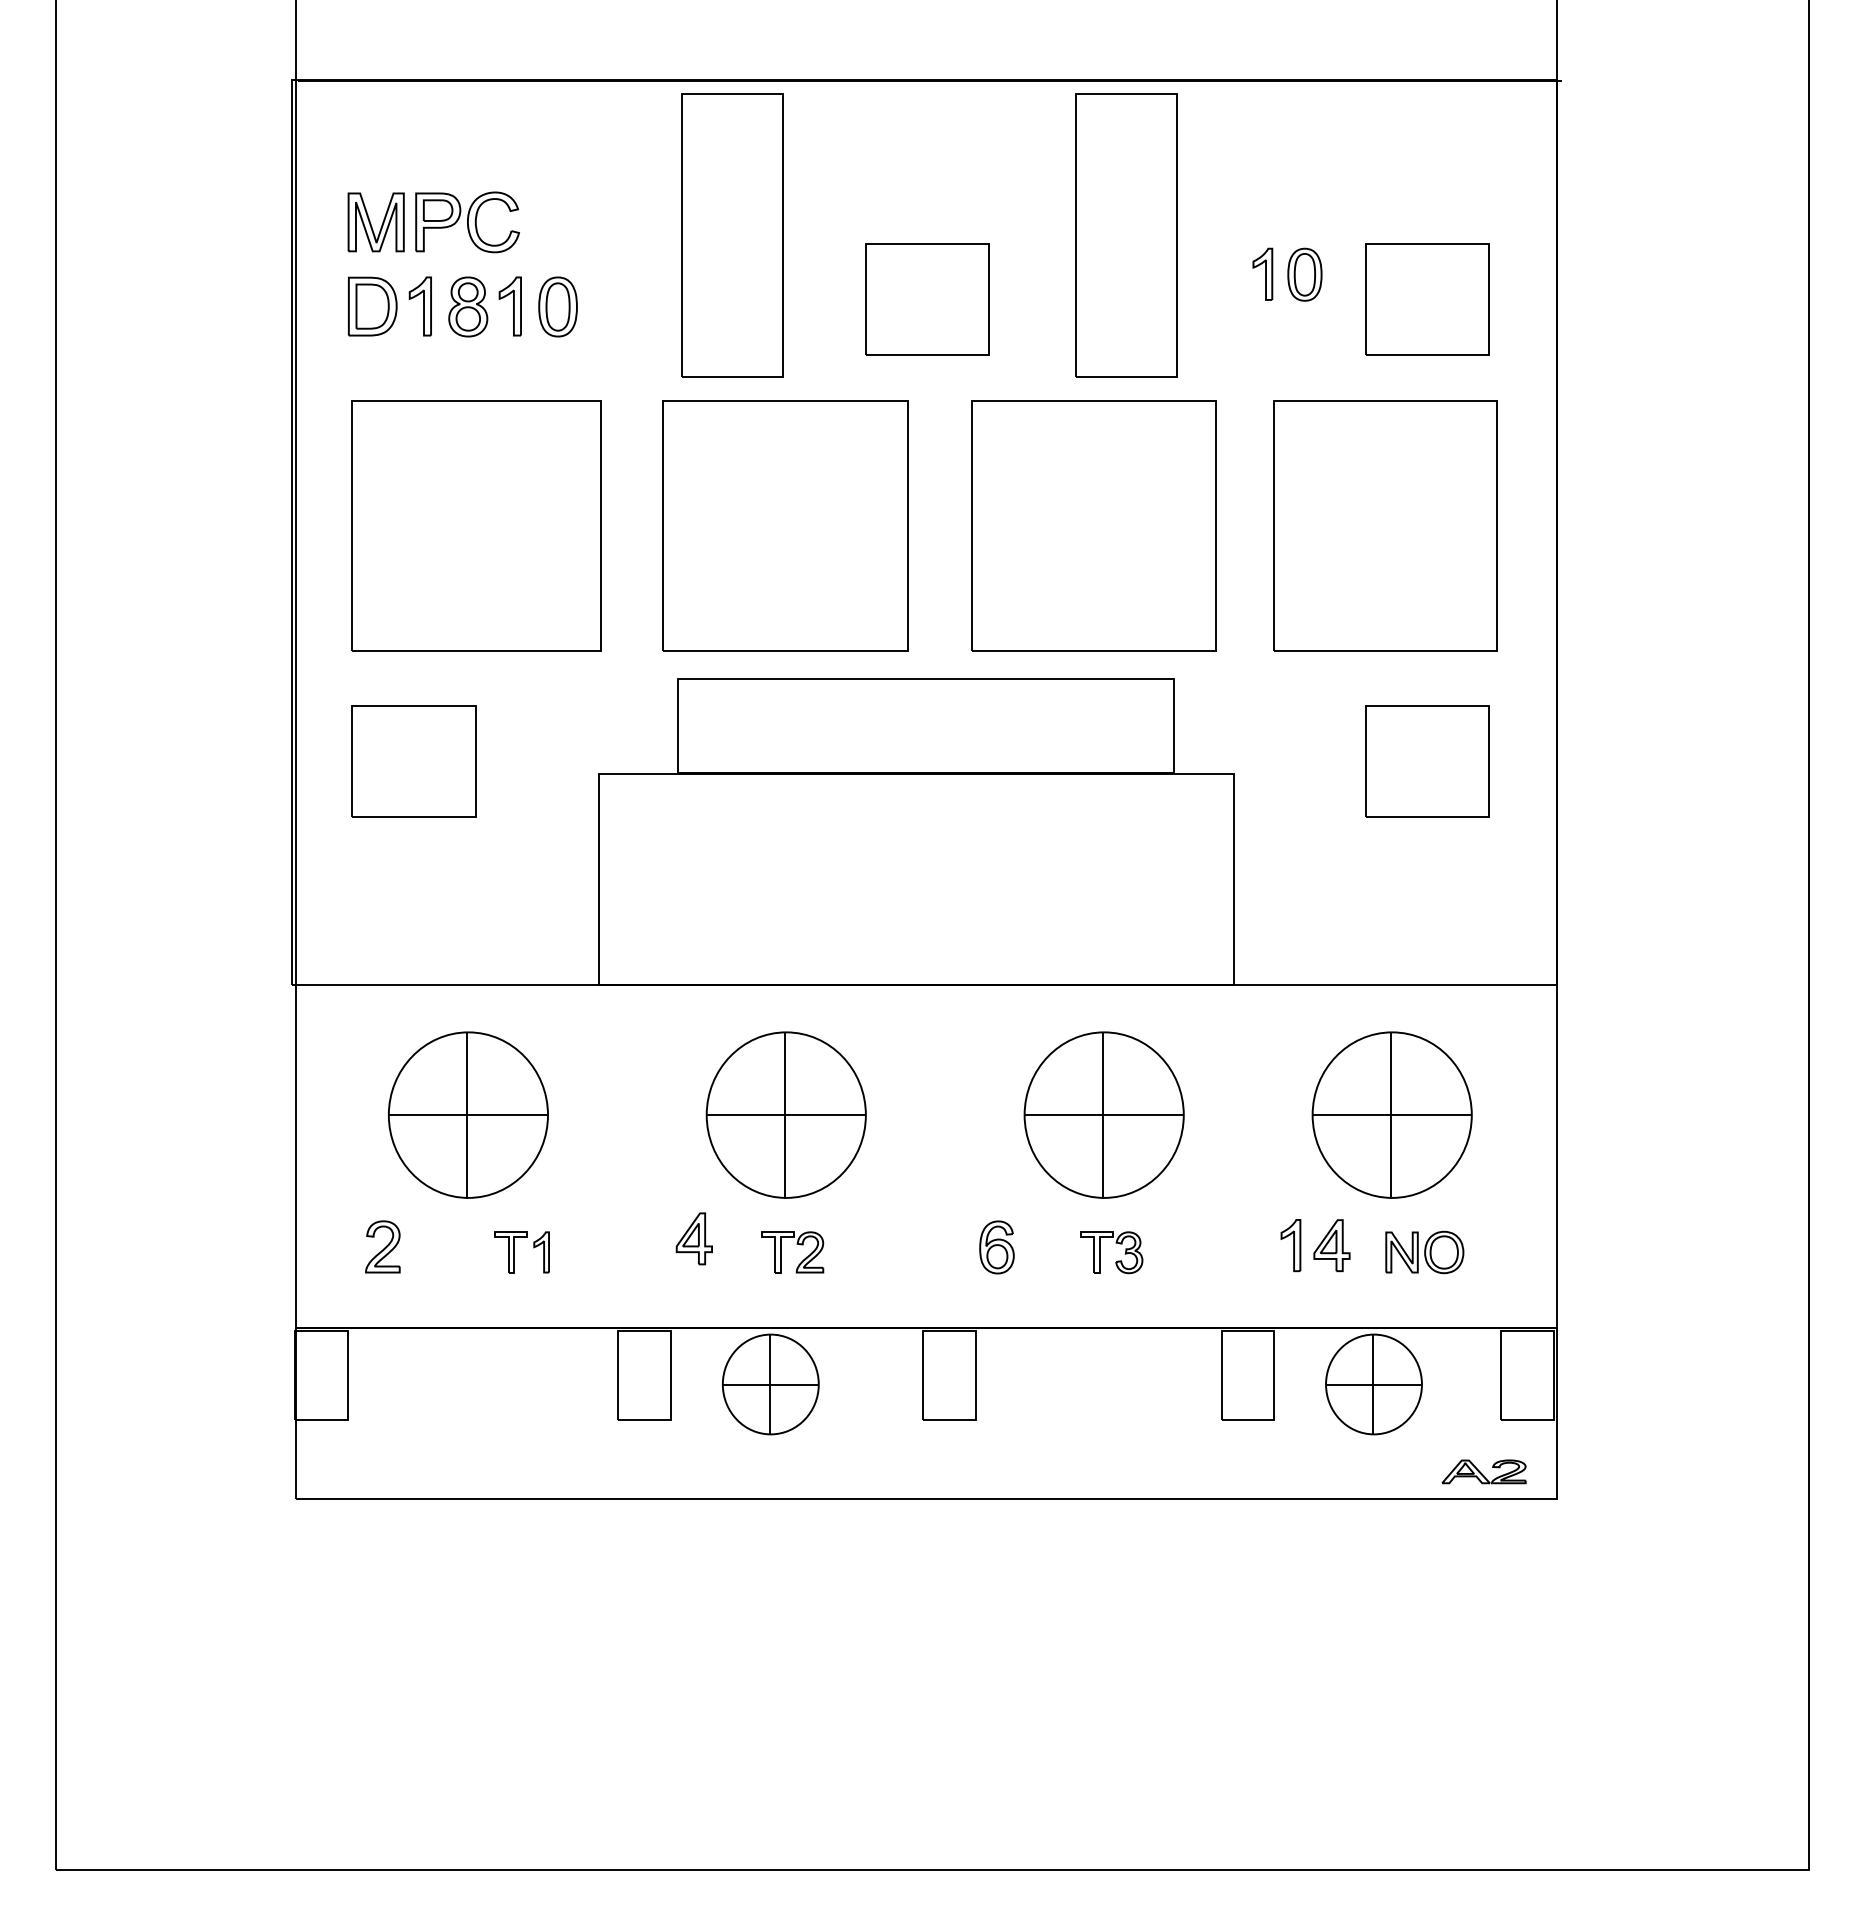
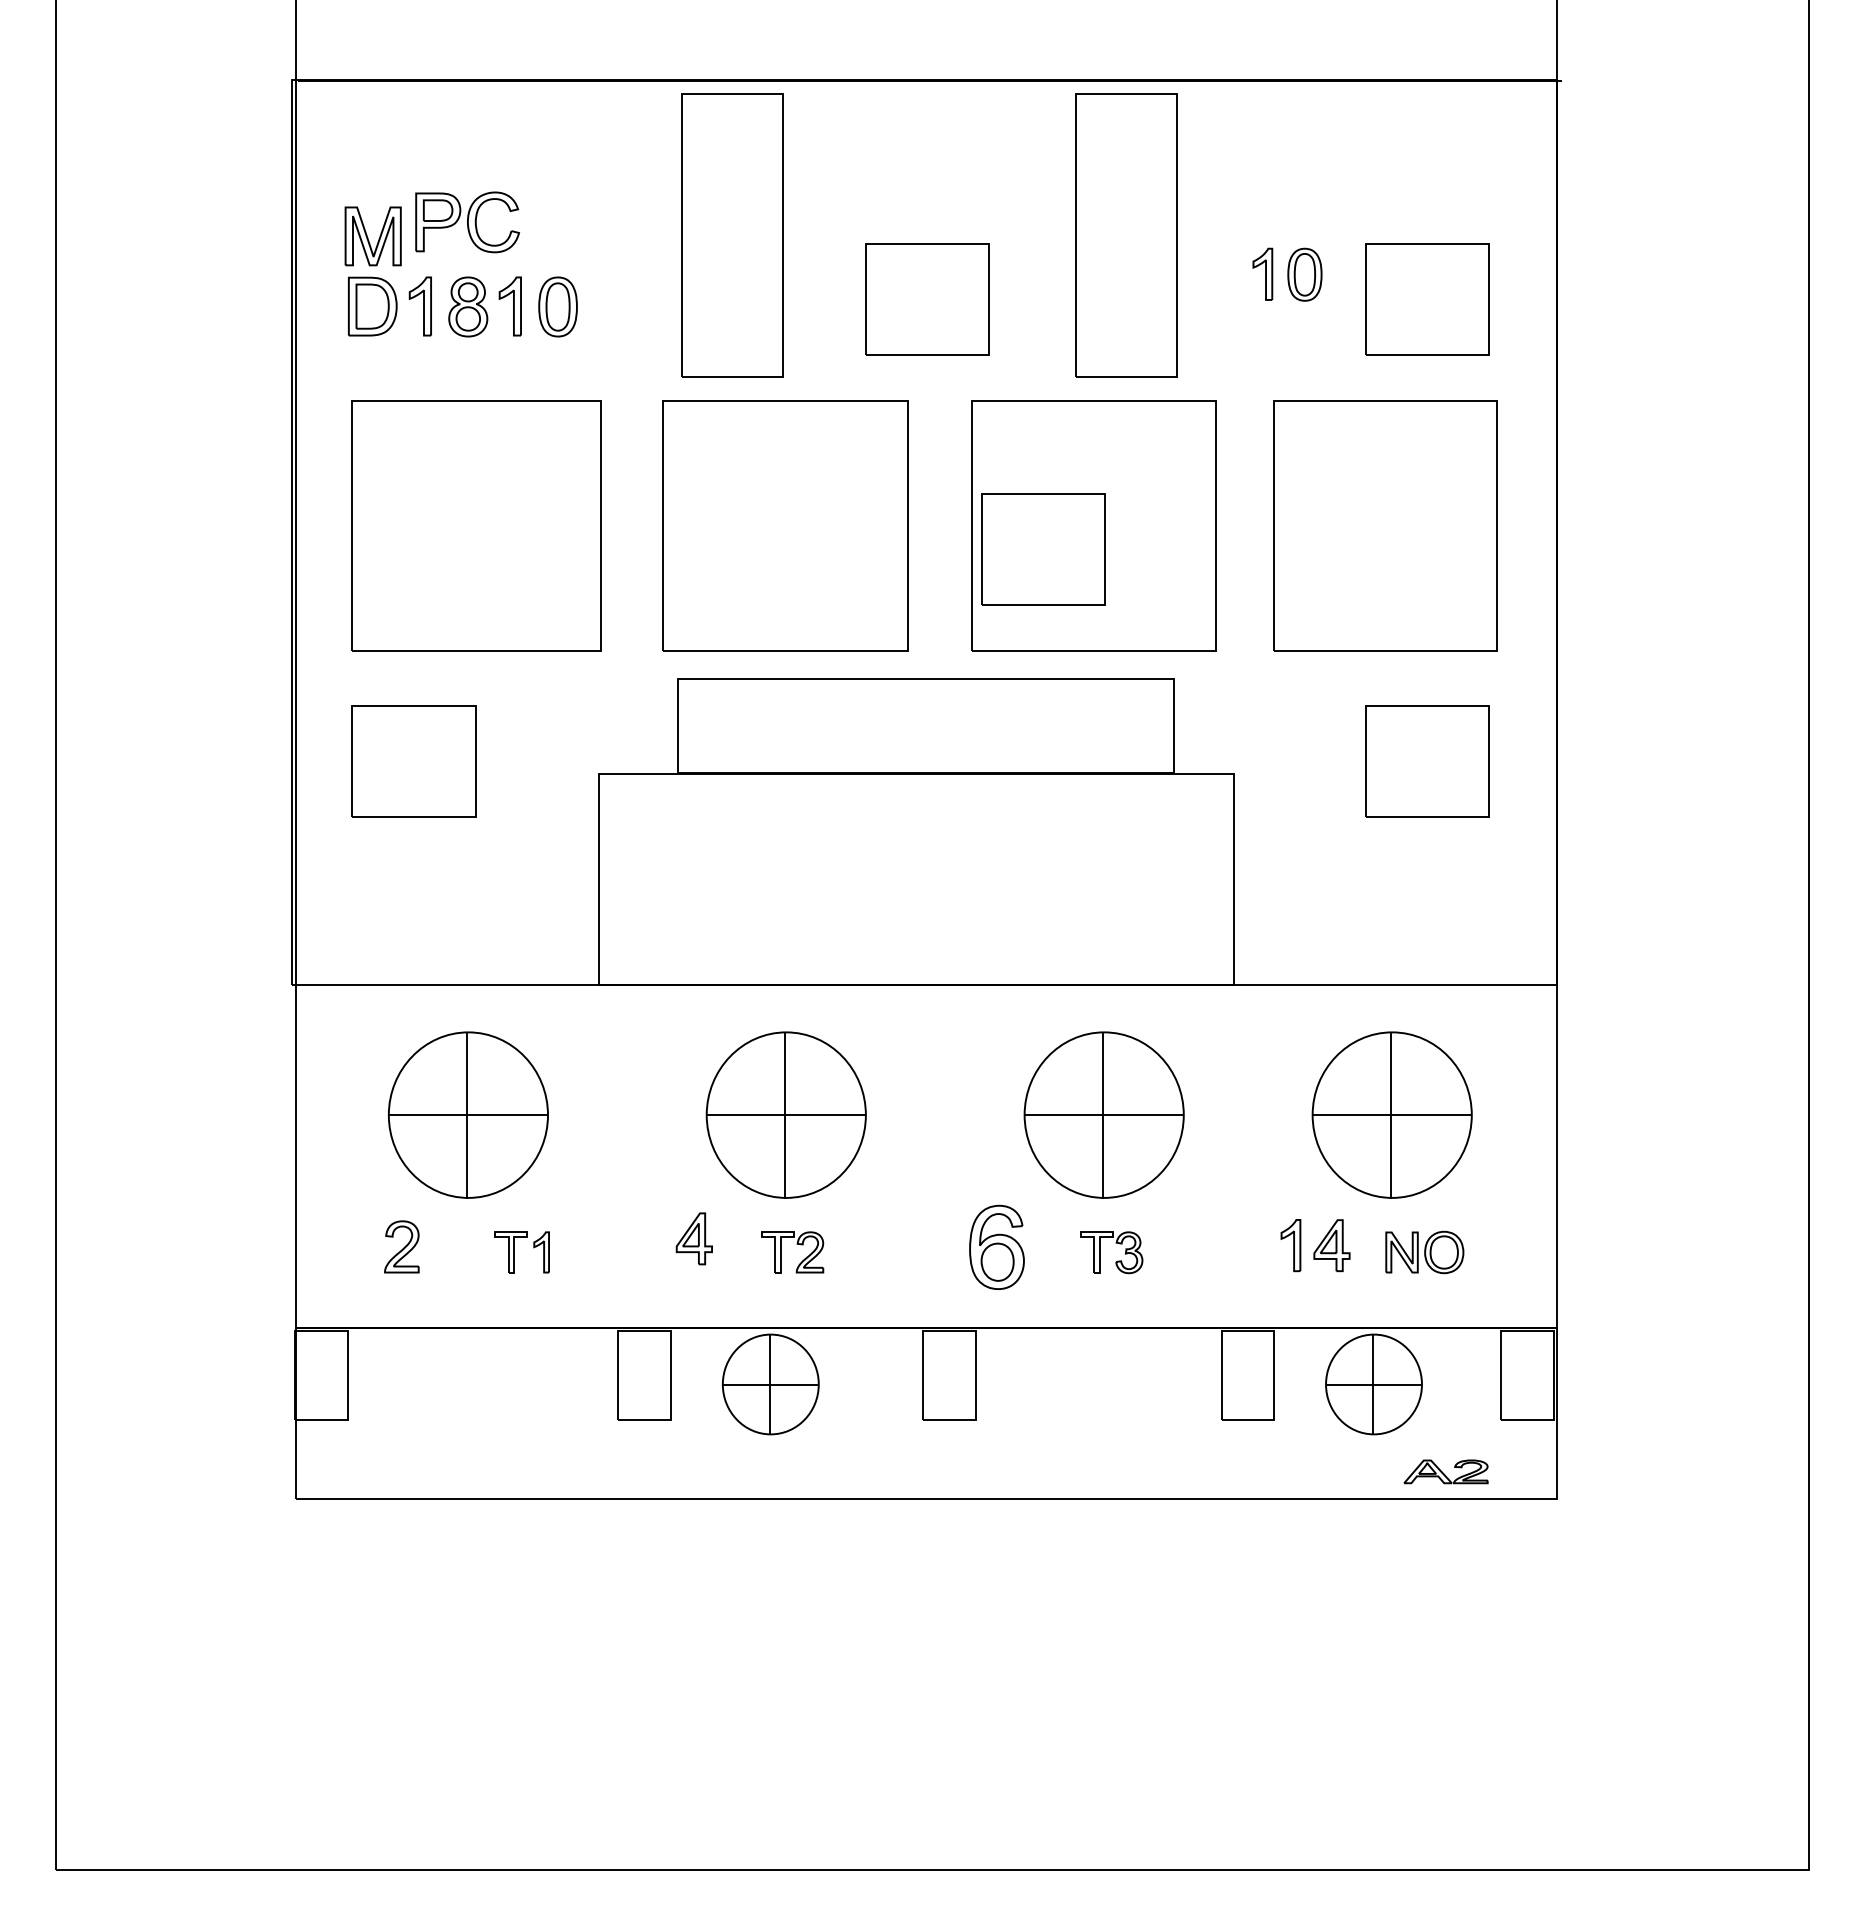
part position: (375, 222) -> (372, 236) (372, 236)
part: none -> present (1043, 549)
part position: (382, 1246) -> (401, 1246) (401, 1246)
part size: 36x55 px -> 56x86 px (996, 1246)
part position: (1483, 1471) -> (1445, 1471) (1445, 1471)
